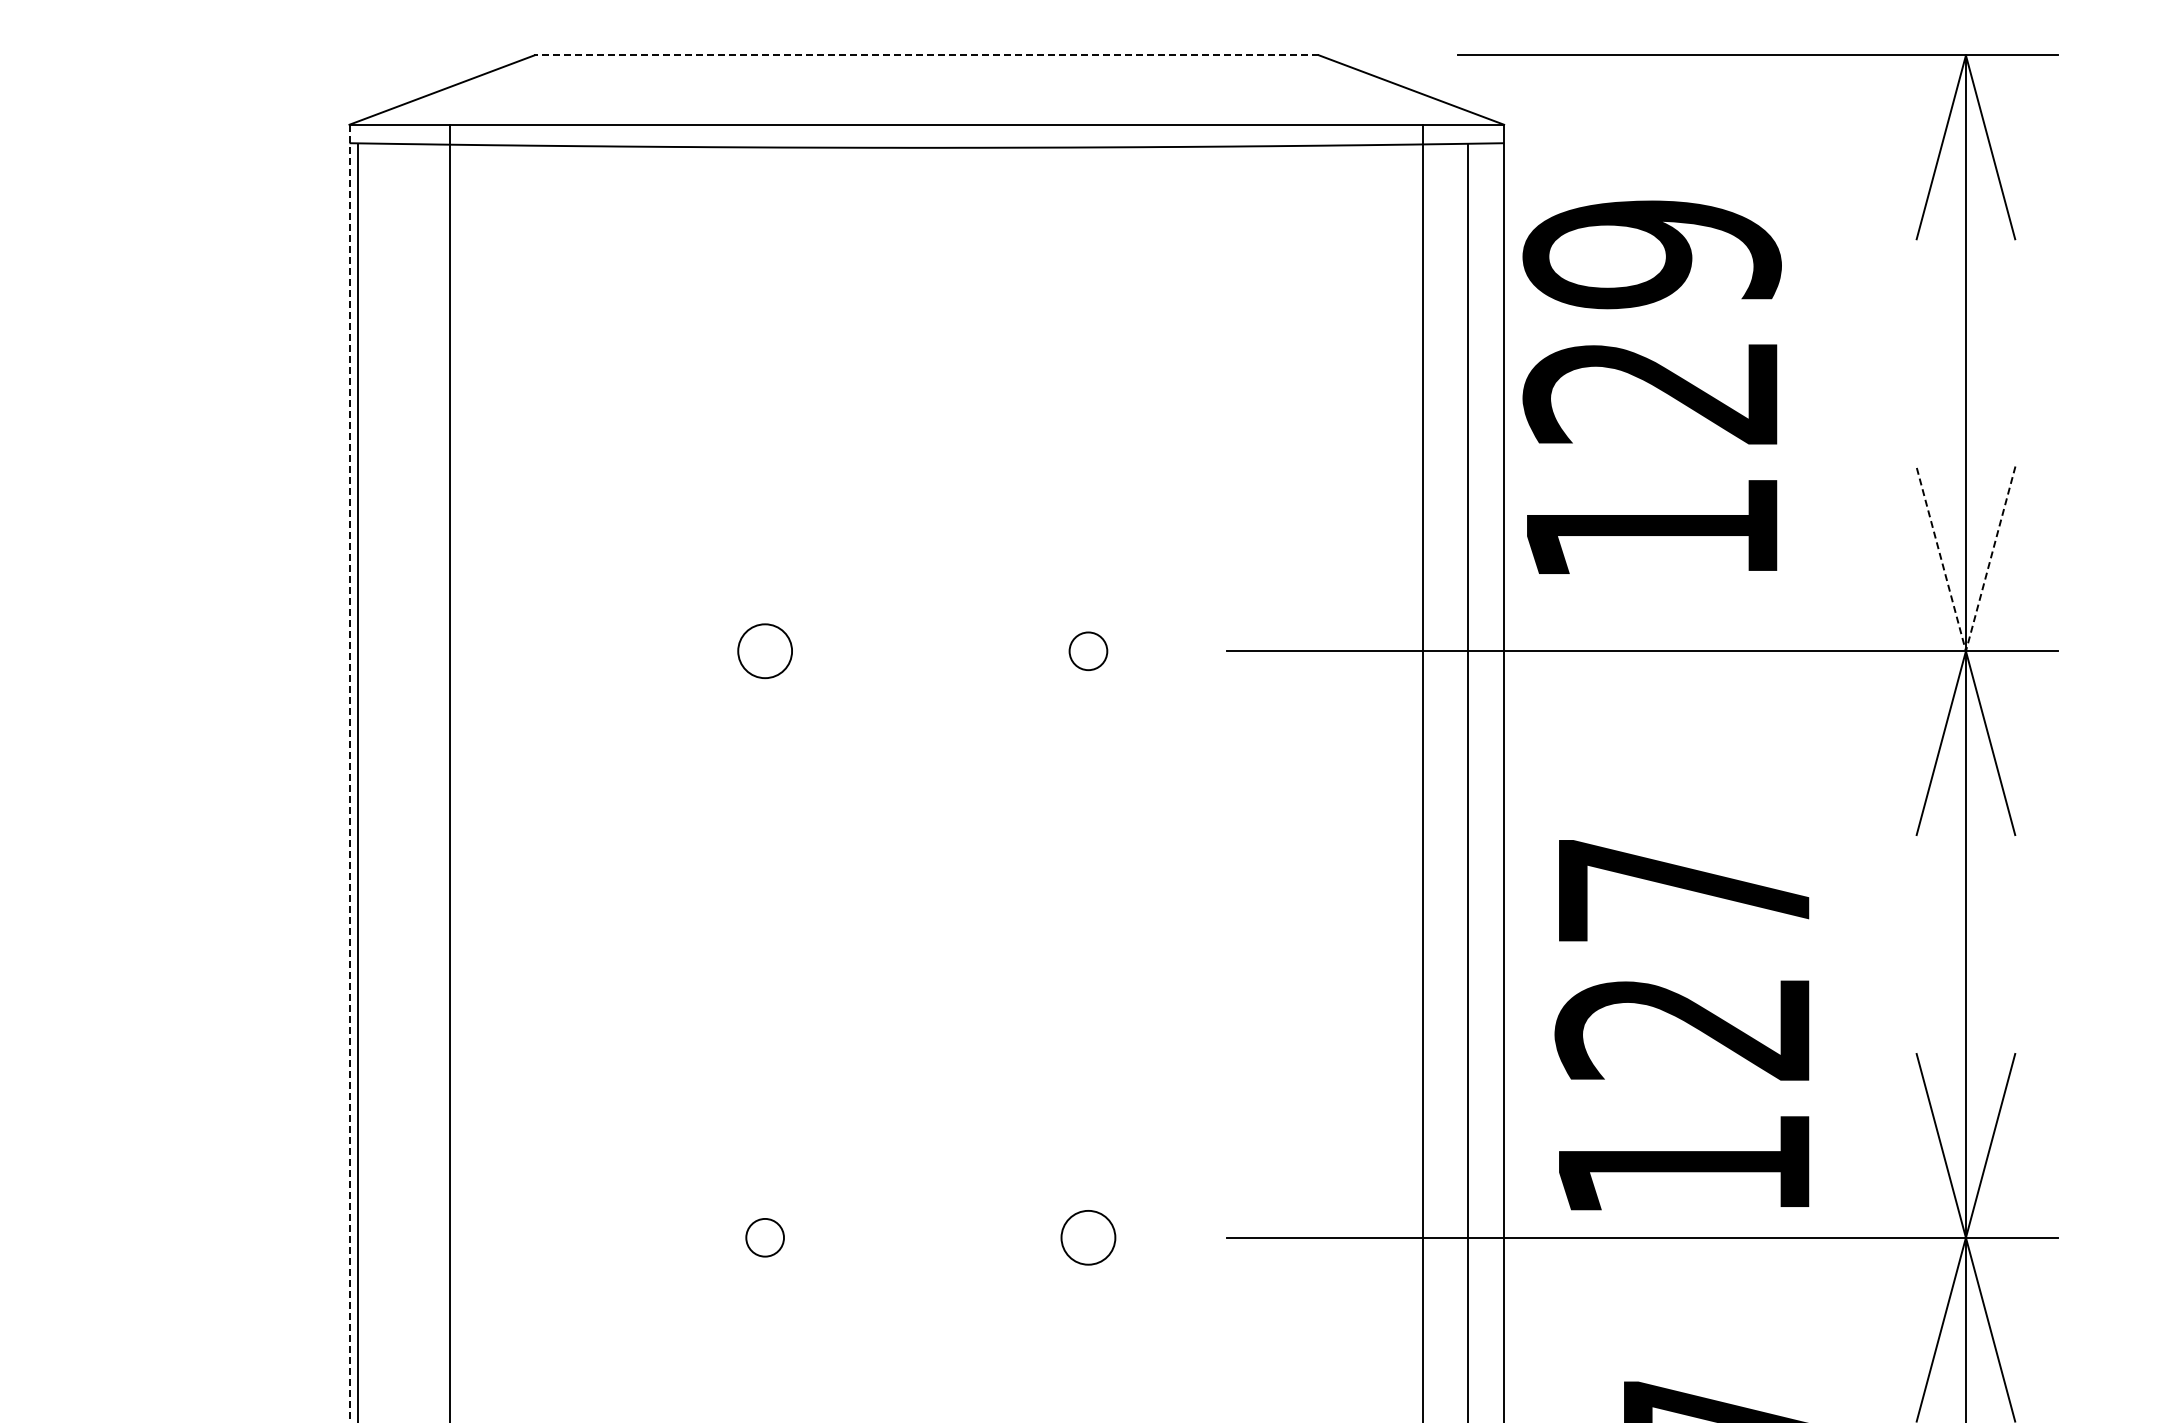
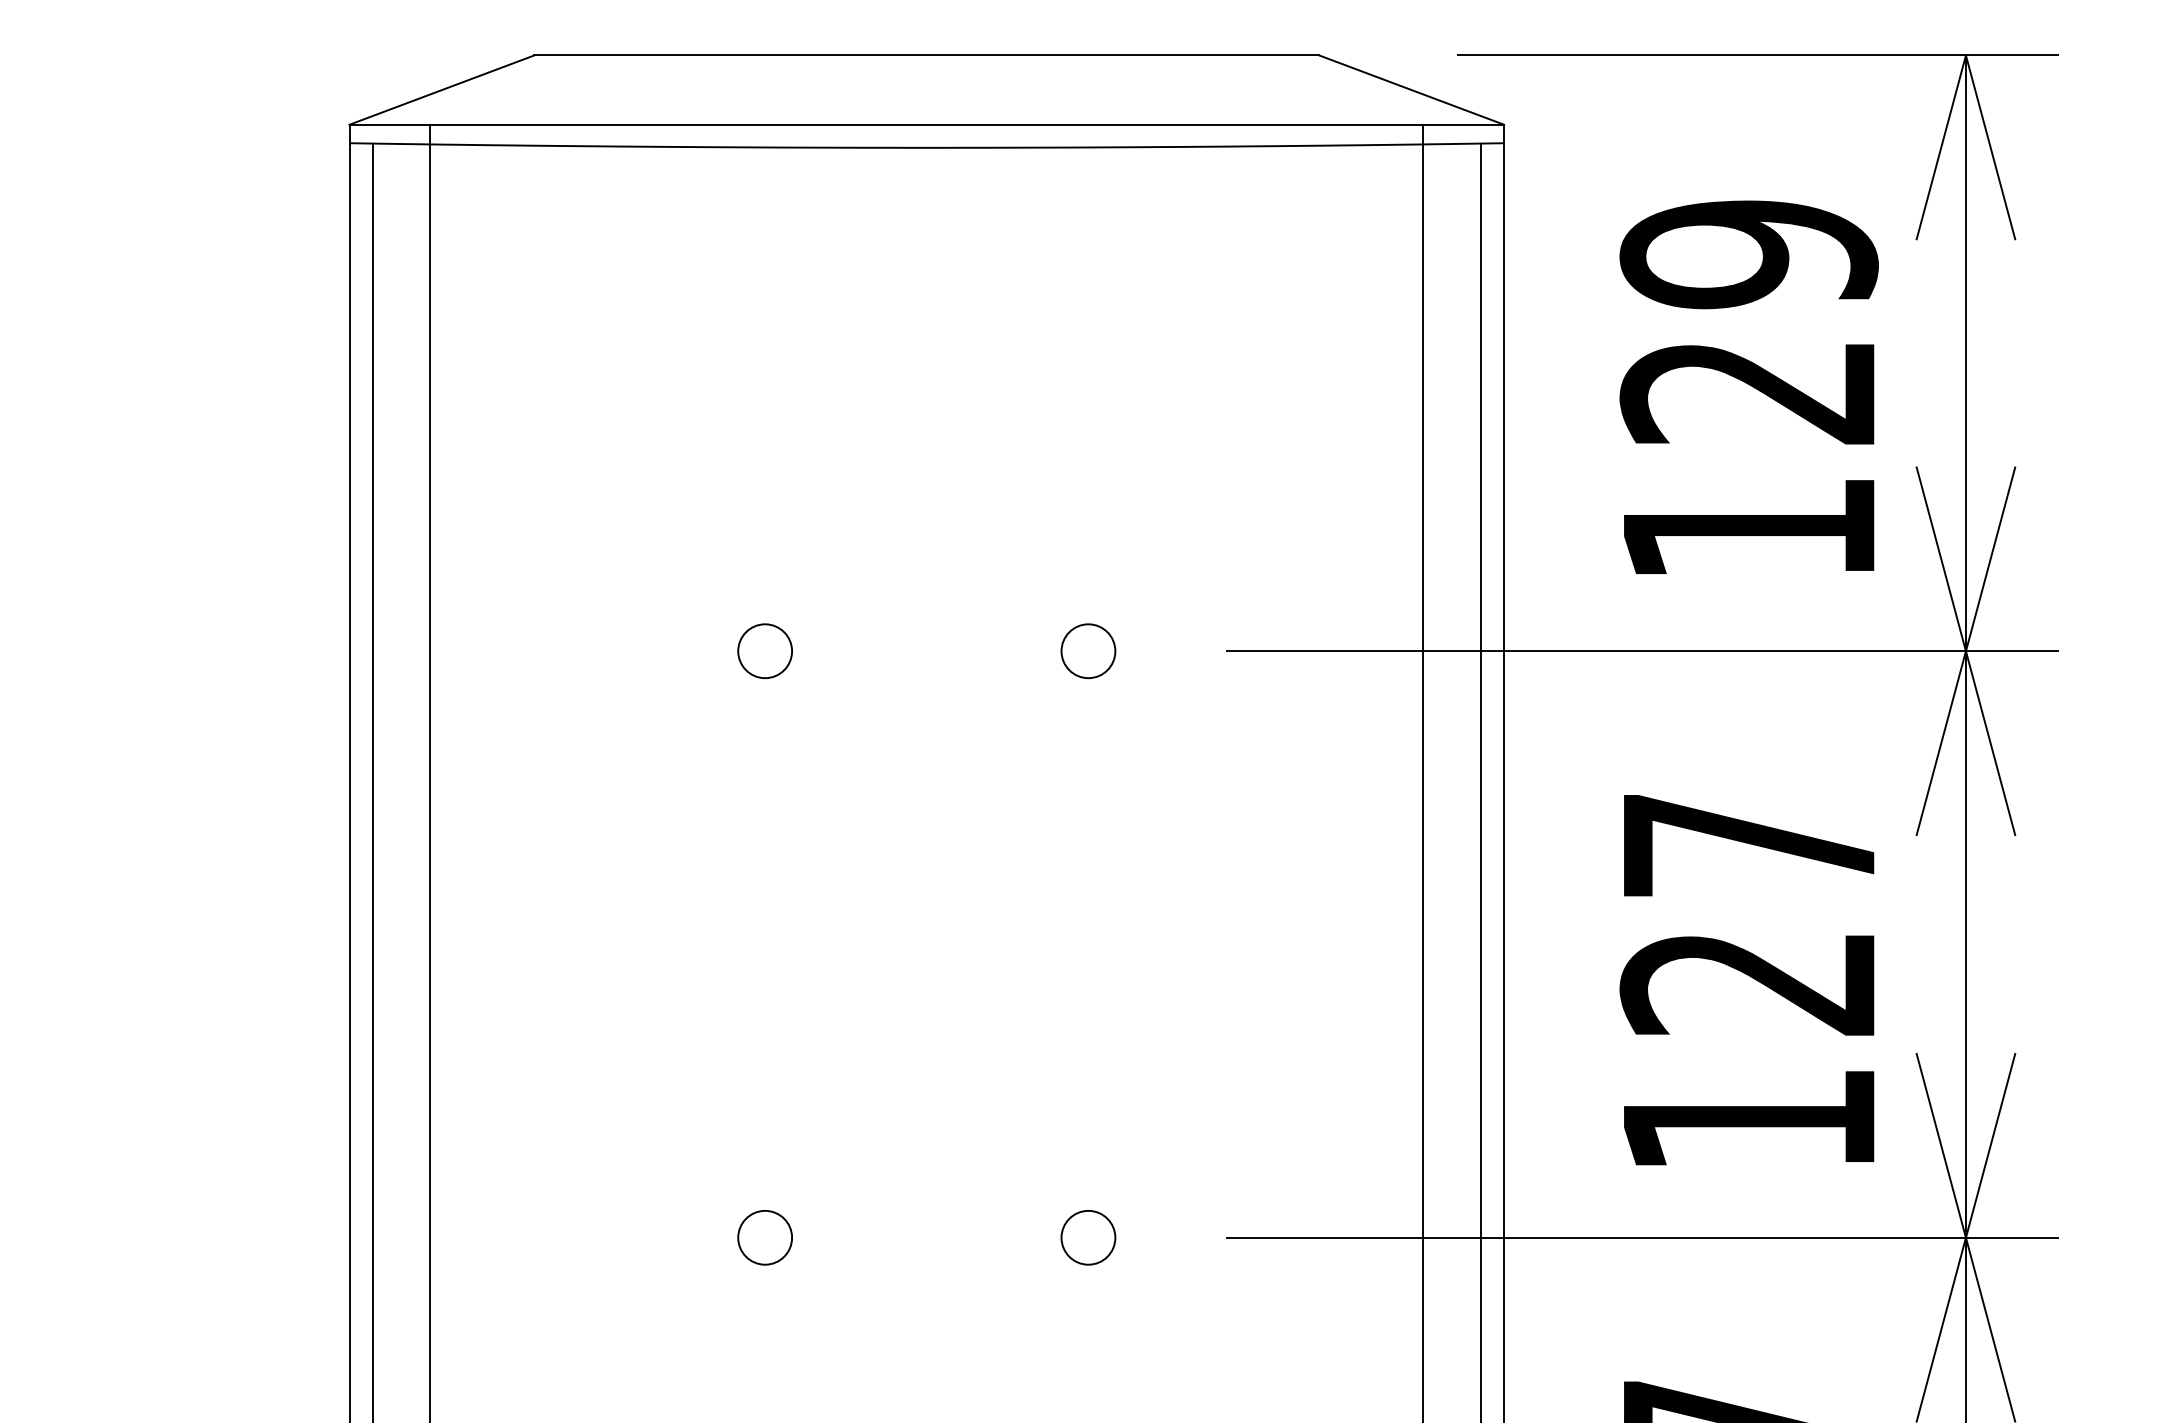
line: dashed -> solid (926, 55)
text position: (1651, 386) -> (1748, 386) (1748, 386)
circle size: 41x41 px -> 57x57 px (1088, 651)
line: dashed -> solid (1965, 651)
line position: (450, 771) -> (430, 771) (430, 771)
line: dashed -> solid (349, 773)
line position: (357, 781) -> (372, 781) (372, 781)
line position: (1468, 781) -> (1481, 781) (1481, 781)
text position: (1681, 1025) -> (1746, 980) (1746, 980)
circle diameter: 38 px -> 54 px (765, 1237)
